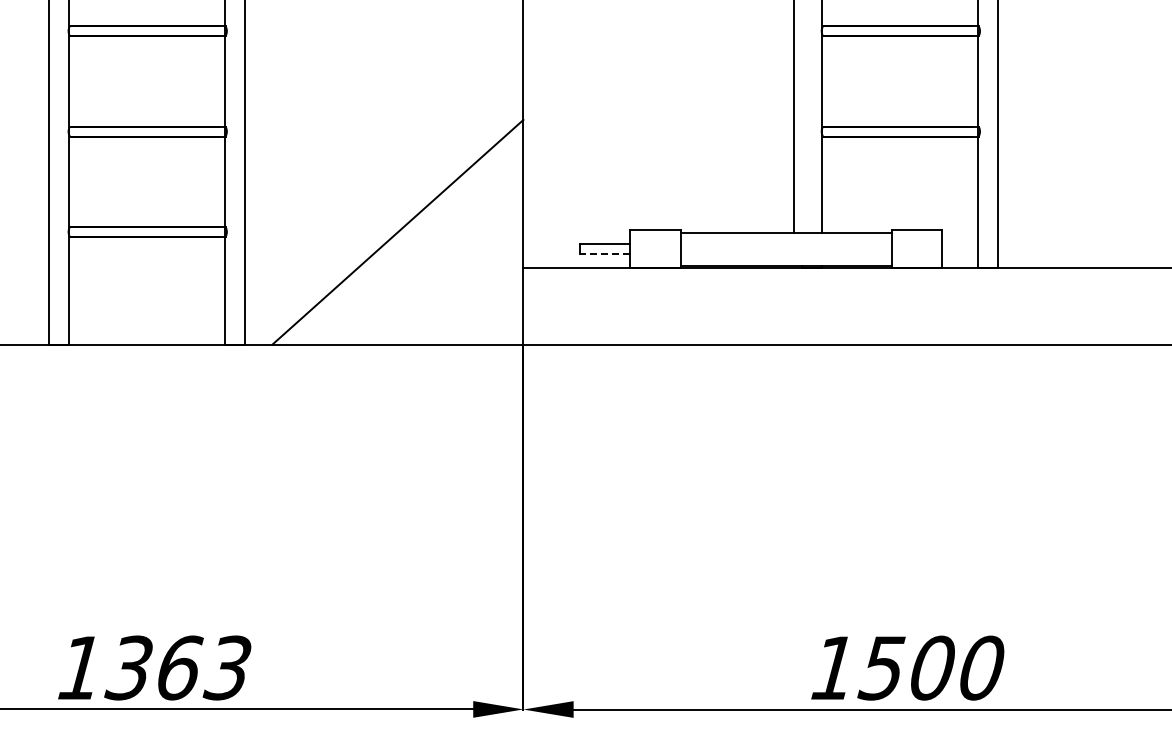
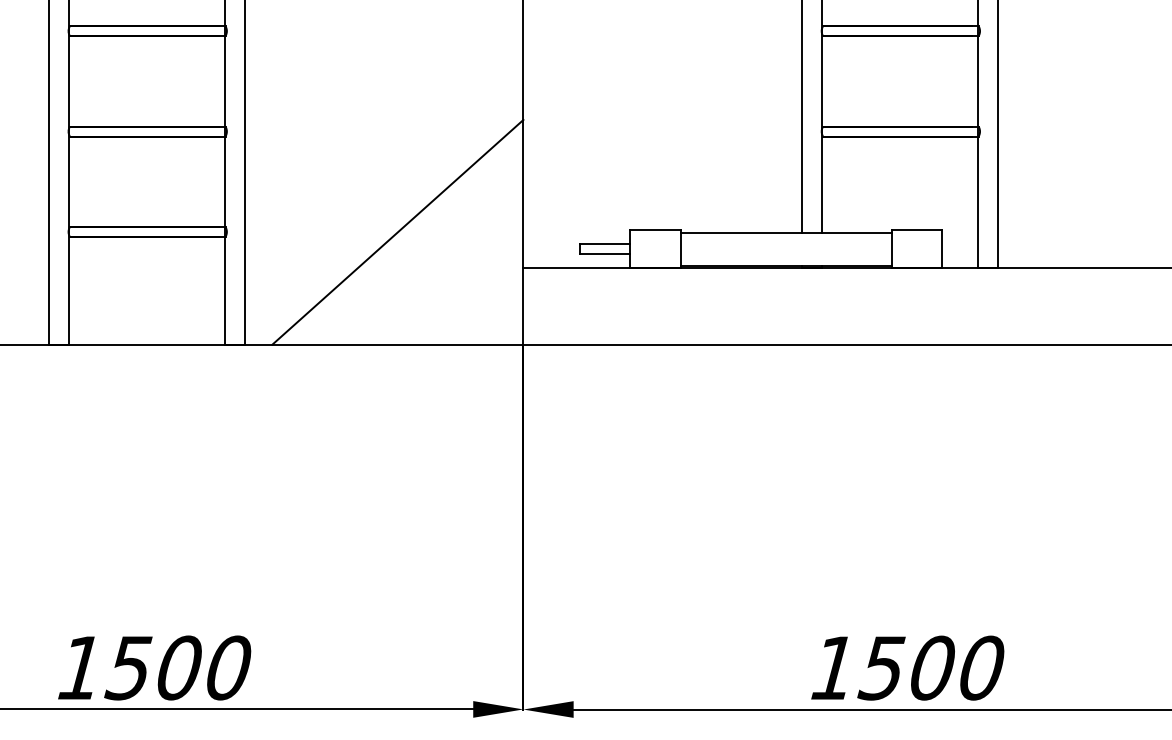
line position: (794, 117) -> (802, 117) (802, 117)
line: dashed -> solid (604, 254)
text: 1363 -> 1500 (177, 667)
